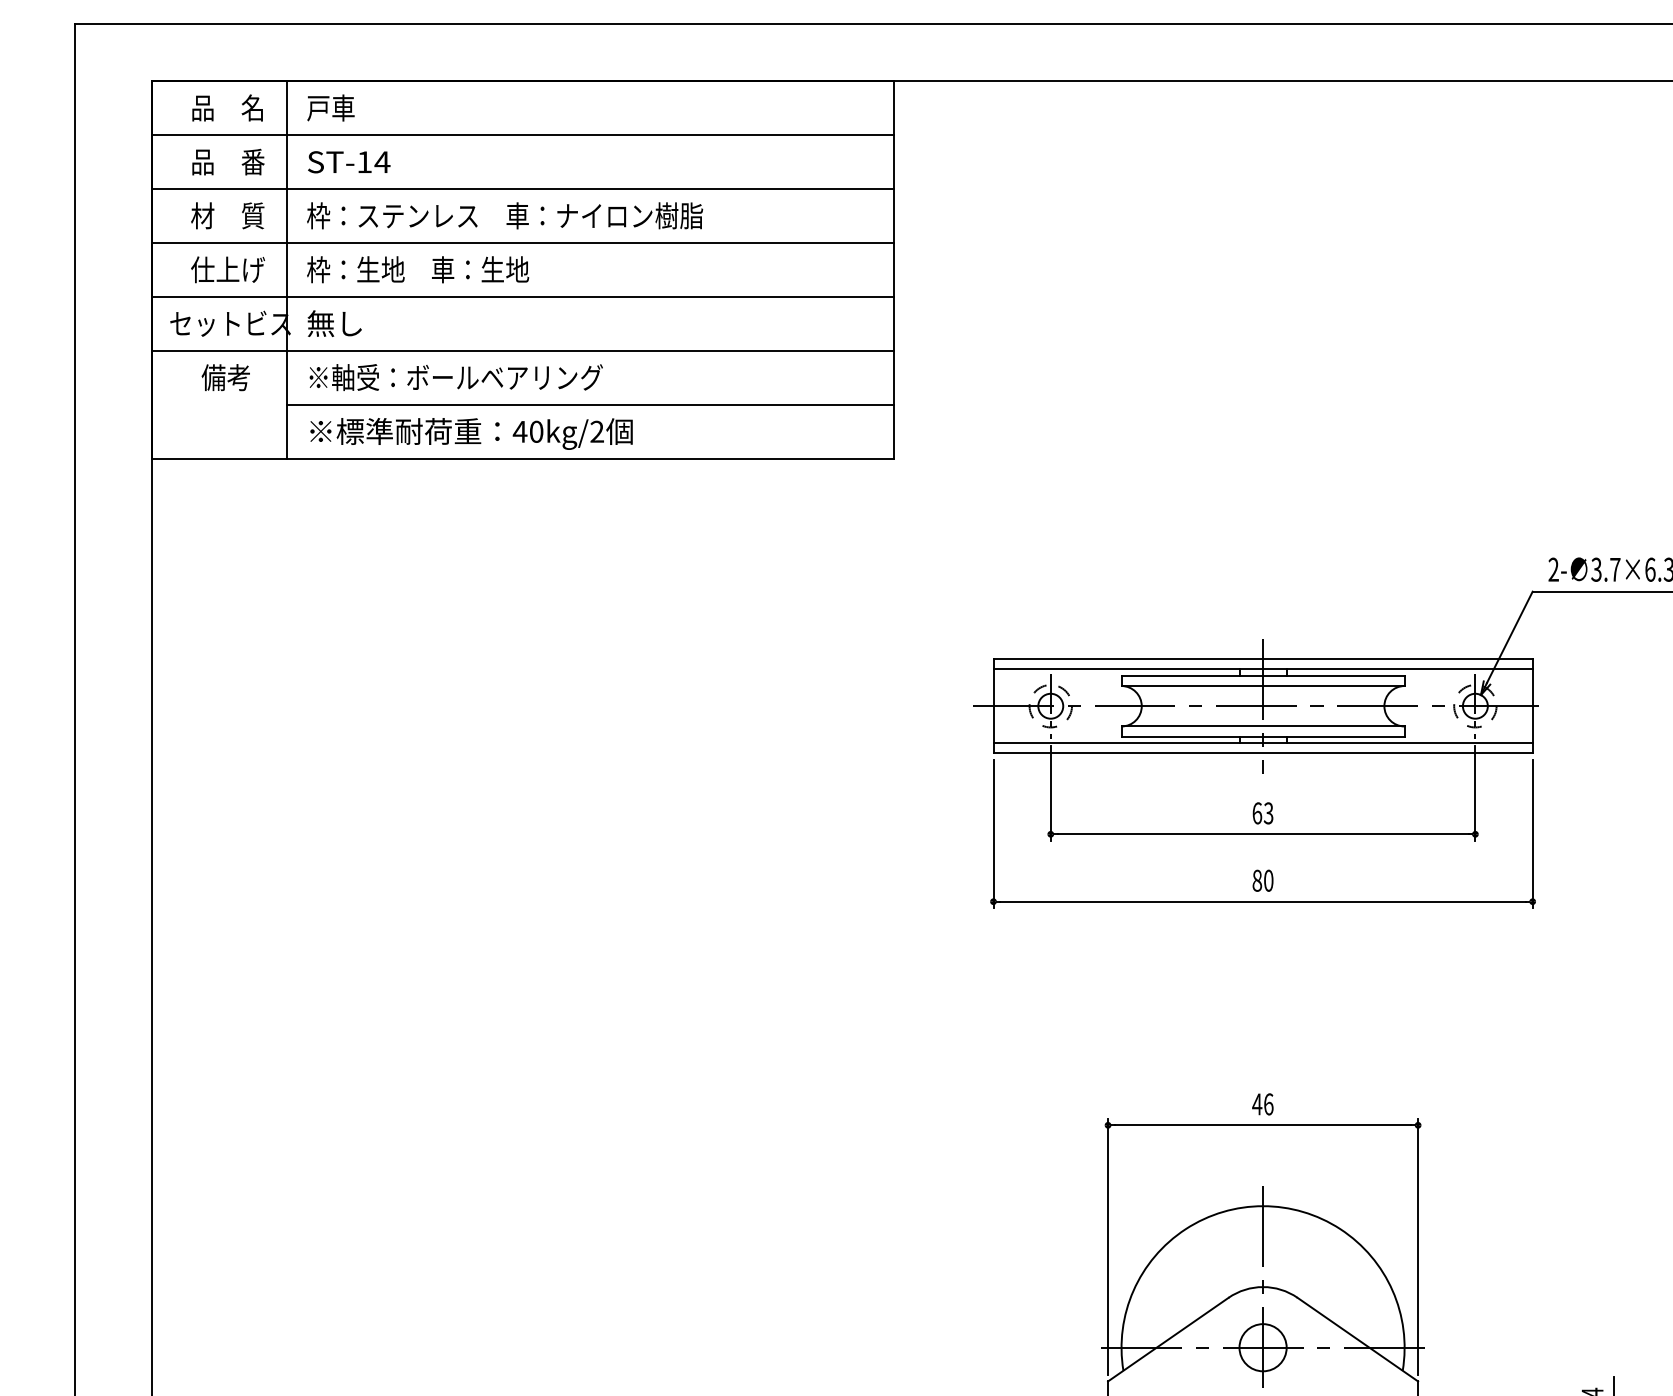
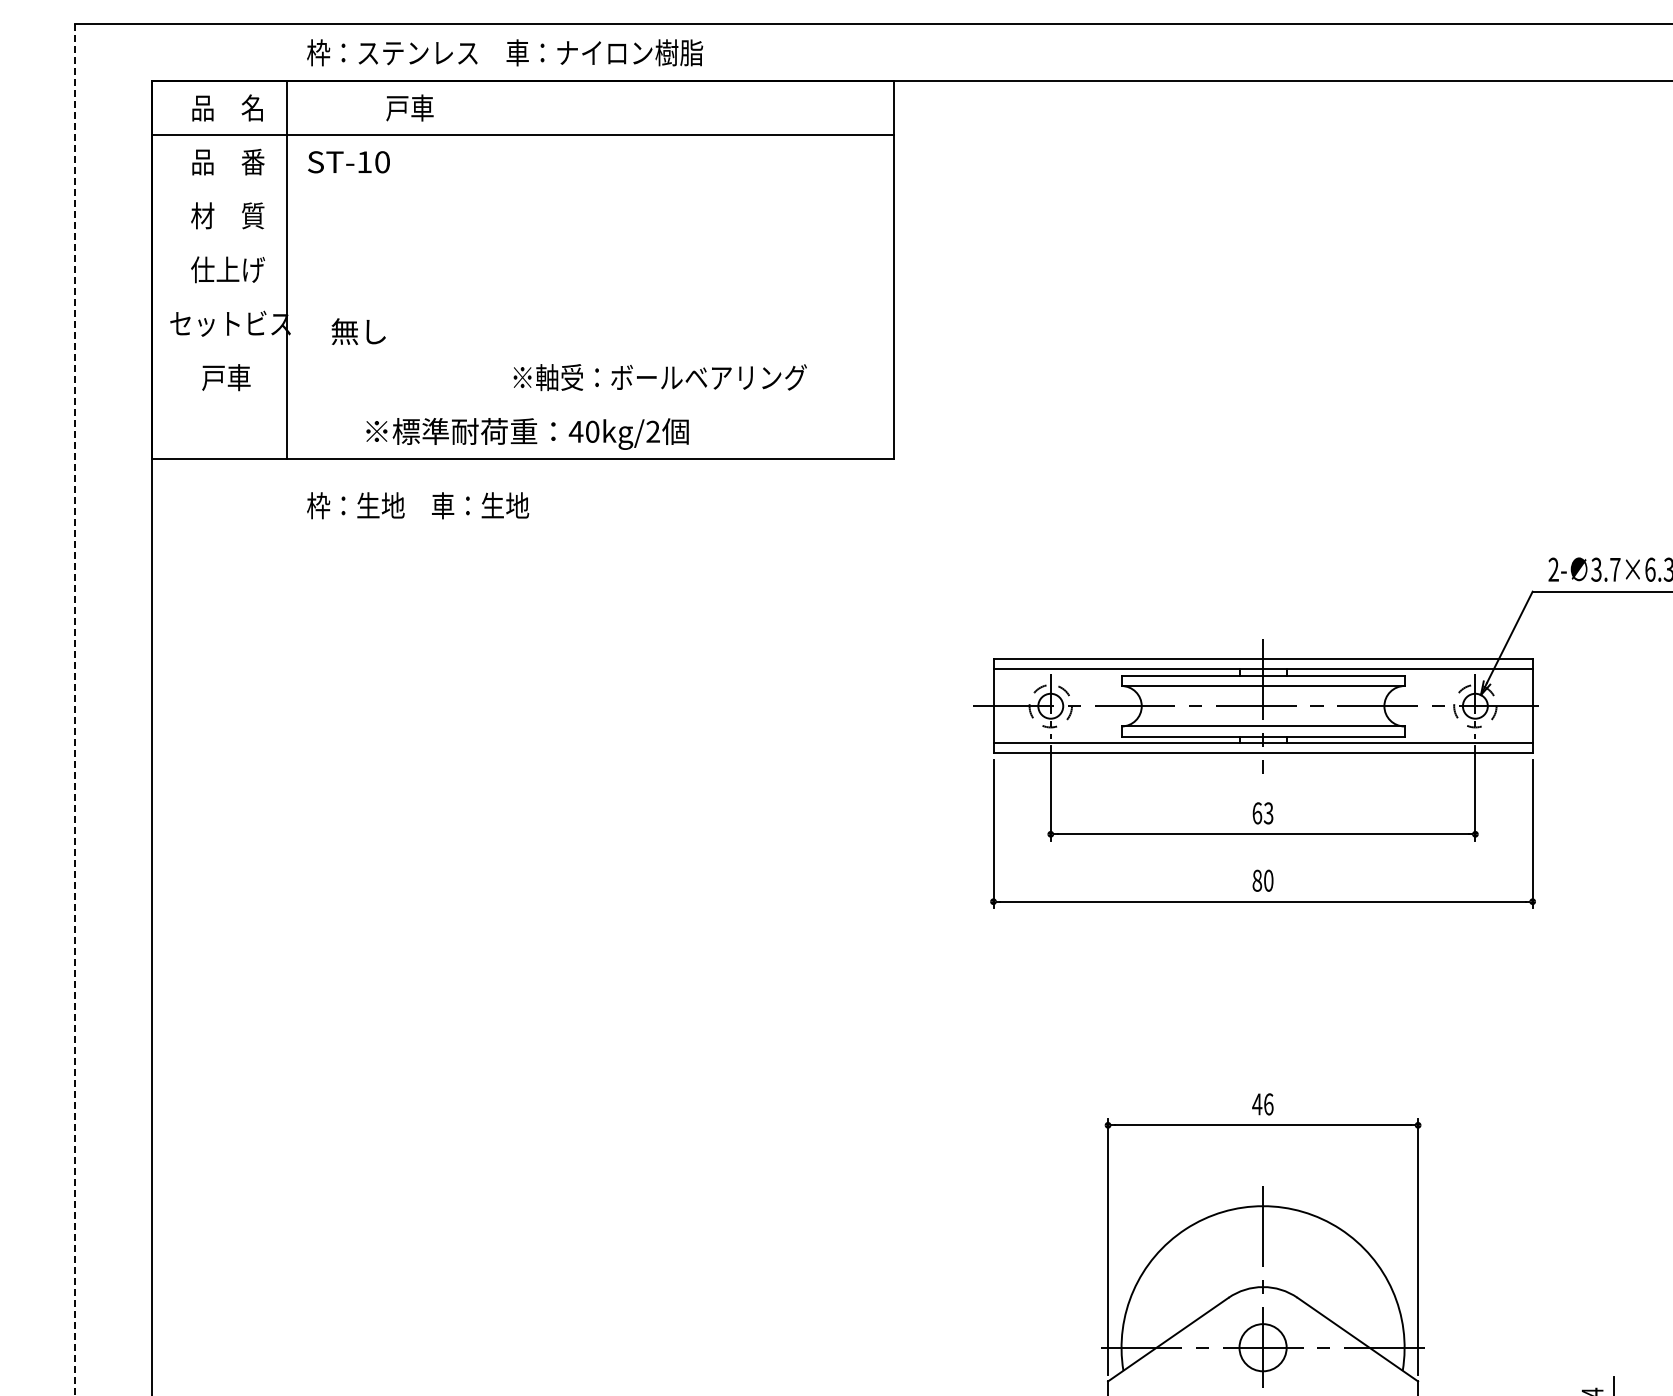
text position: (330, 107) -> (409, 107) (409, 107)
text: ST-14 -> ST-10 (382, 162)
line: present -> none (522, 189)
text position: (505, 215) -> (505, 52) (505, 52)
line: present -> none (522, 243)
text position: (418, 269) -> (418, 505) (418, 505)
line: present -> none (522, 297)
text position: (334, 323) -> (358, 331) (358, 331)
line: present -> none (522, 351)
text: 備考 -> 戸車 (225, 377)
text position: (455, 377) -> (659, 377) (659, 377)
line: present -> none (589, 404)
text position: (471, 433) -> (527, 433) (527, 433)
line: solid -> dashed (74, 710)
